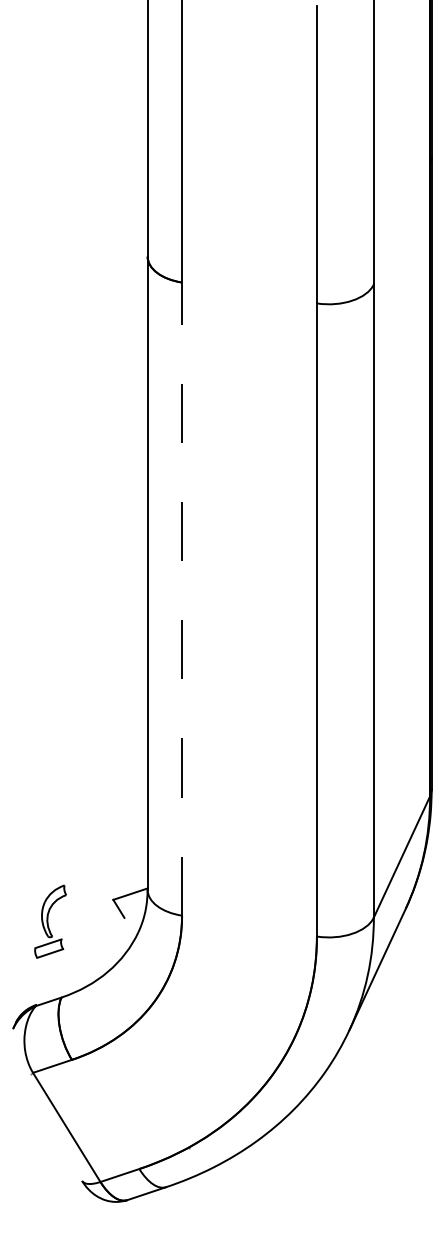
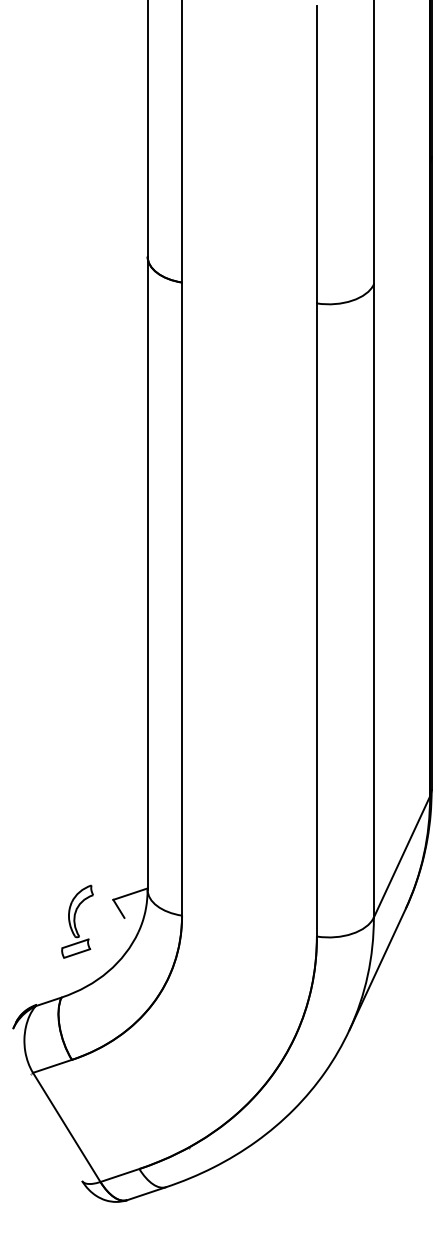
line: dashed -> solid (182, 599)
part position: (50, 921) -> (77, 921) (77, 921)
